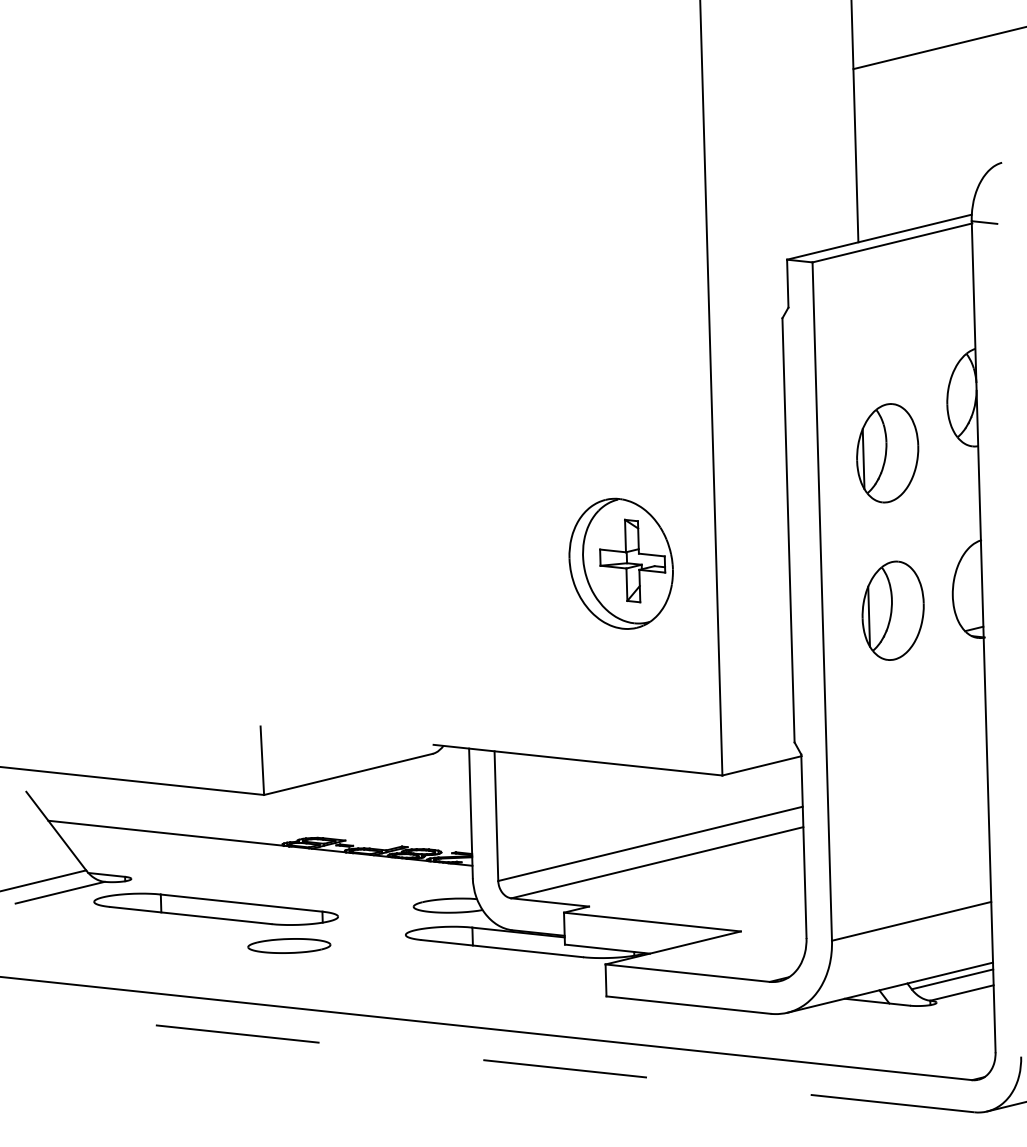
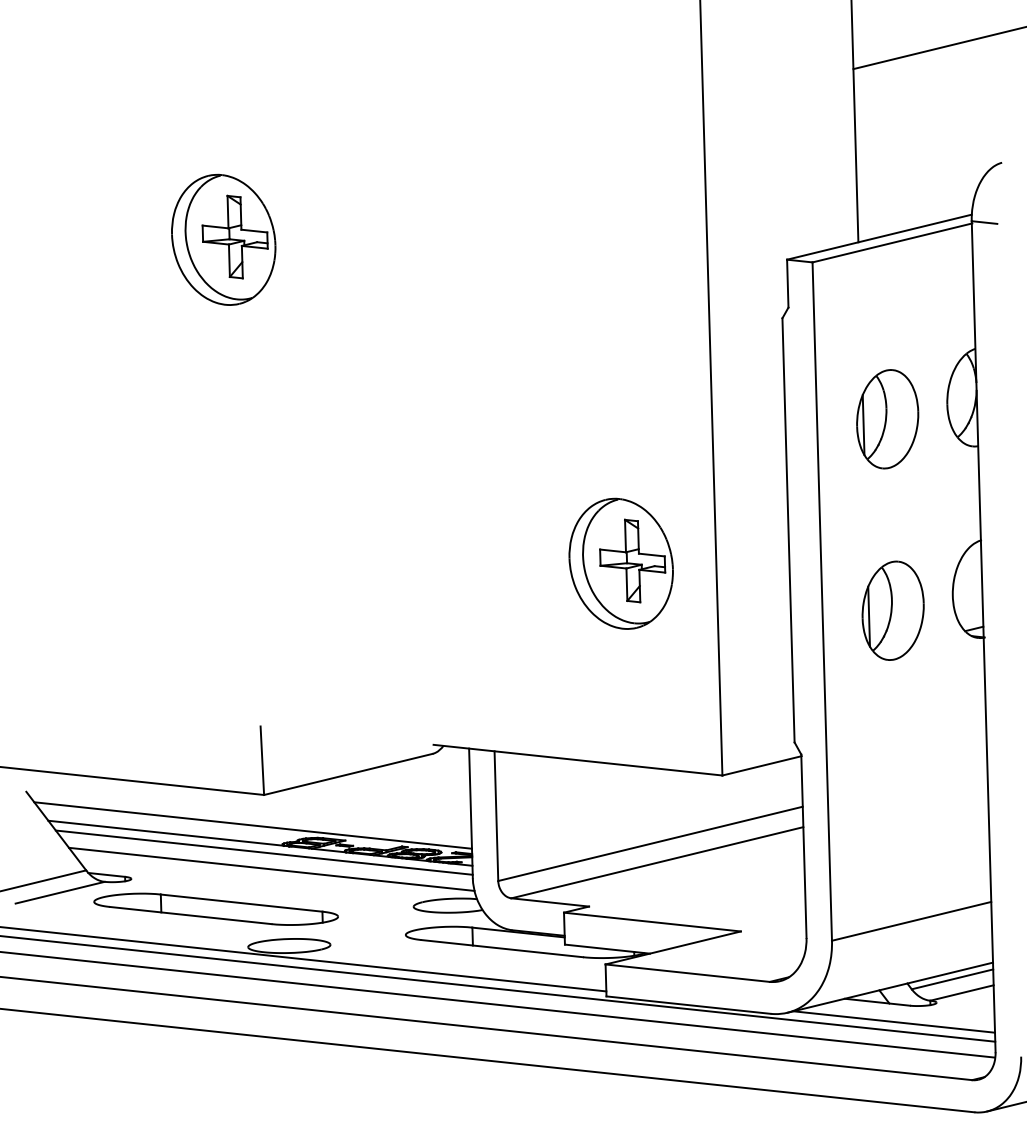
part: none -> present (223, 239)
part position: (887, 453) -> (887, 419) (887, 419)
line: none -> present (252, 825)
line: none -> present (263, 852)
line: none -> present (271, 868)
line: none -> present (304, 959)
line: none -> present (498, 988)
line: none -> present (498, 1004)
line: none -> present (894, 1021)
line: dashed -> solid (487, 1060)
